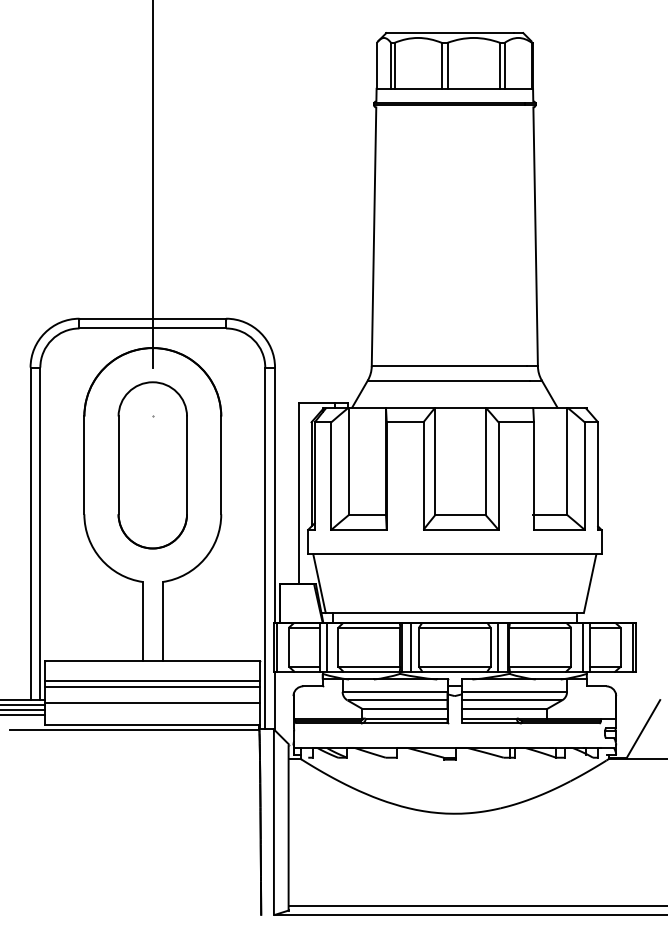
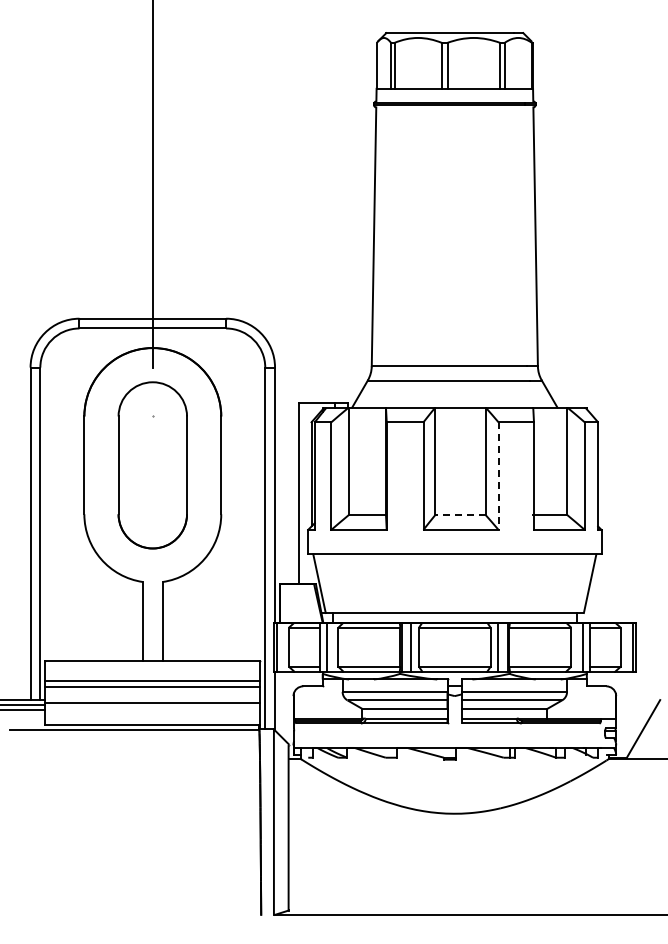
line: solid -> dashed (498, 476)
line: solid -> dashed (459, 515)
line: present -> none (23, 714)
line: present -> none (476, 905)
